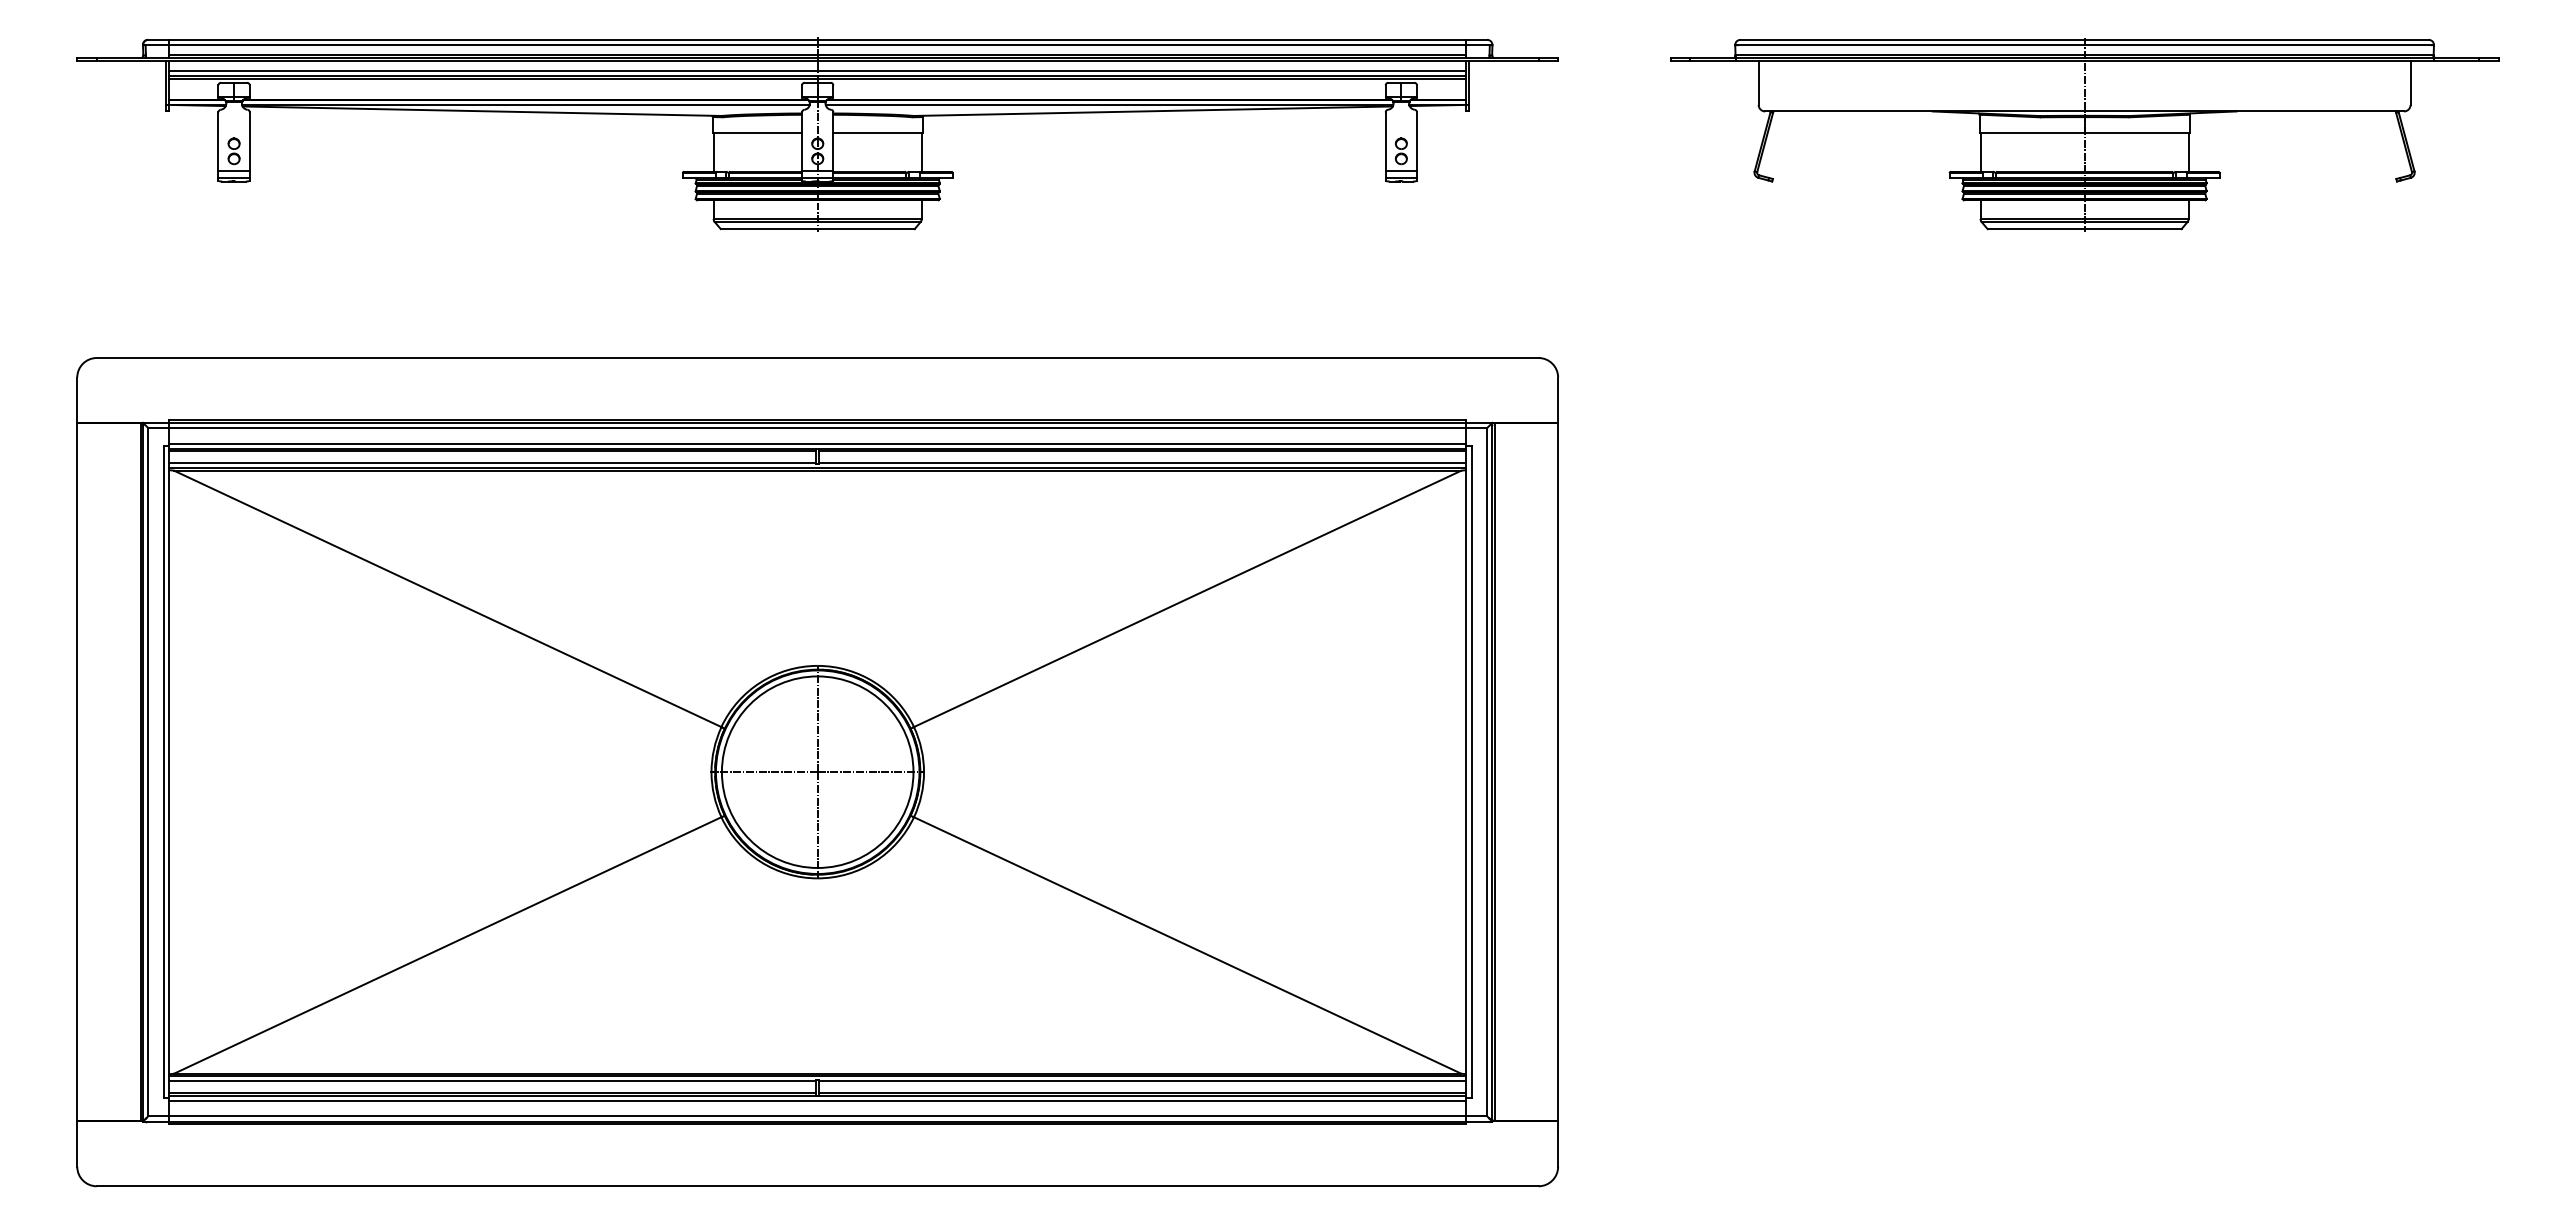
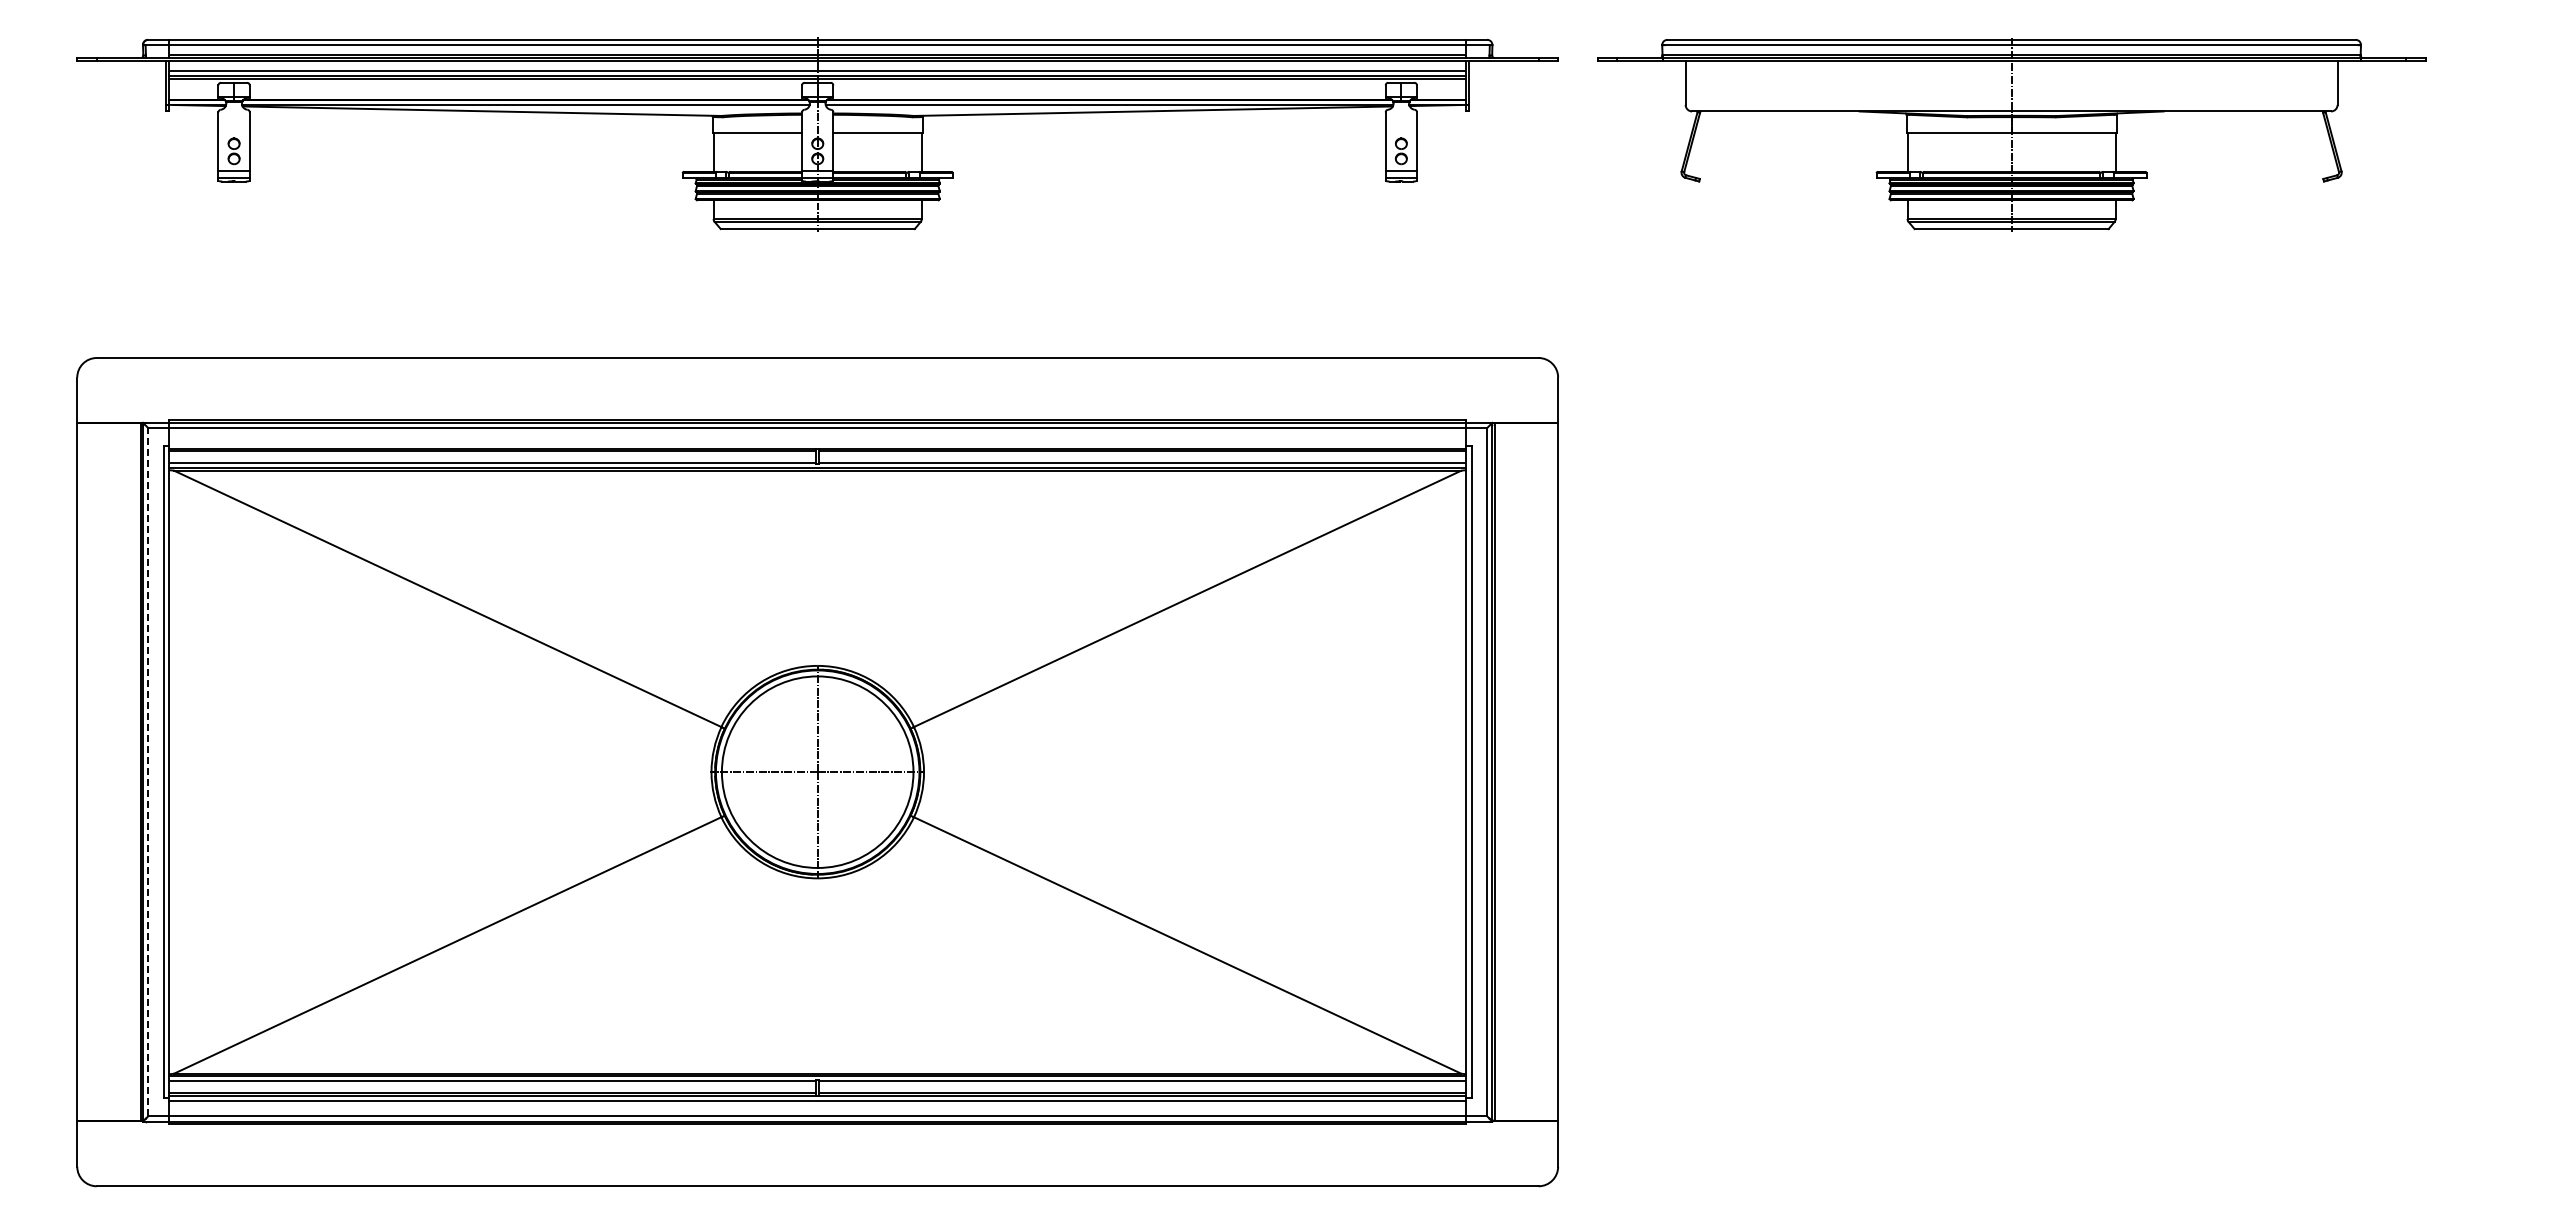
part position: (2084, 134) -> (2011, 134) (2011, 134)
line: present -> none (817, 443)
line: solid -> dashed (148, 771)
